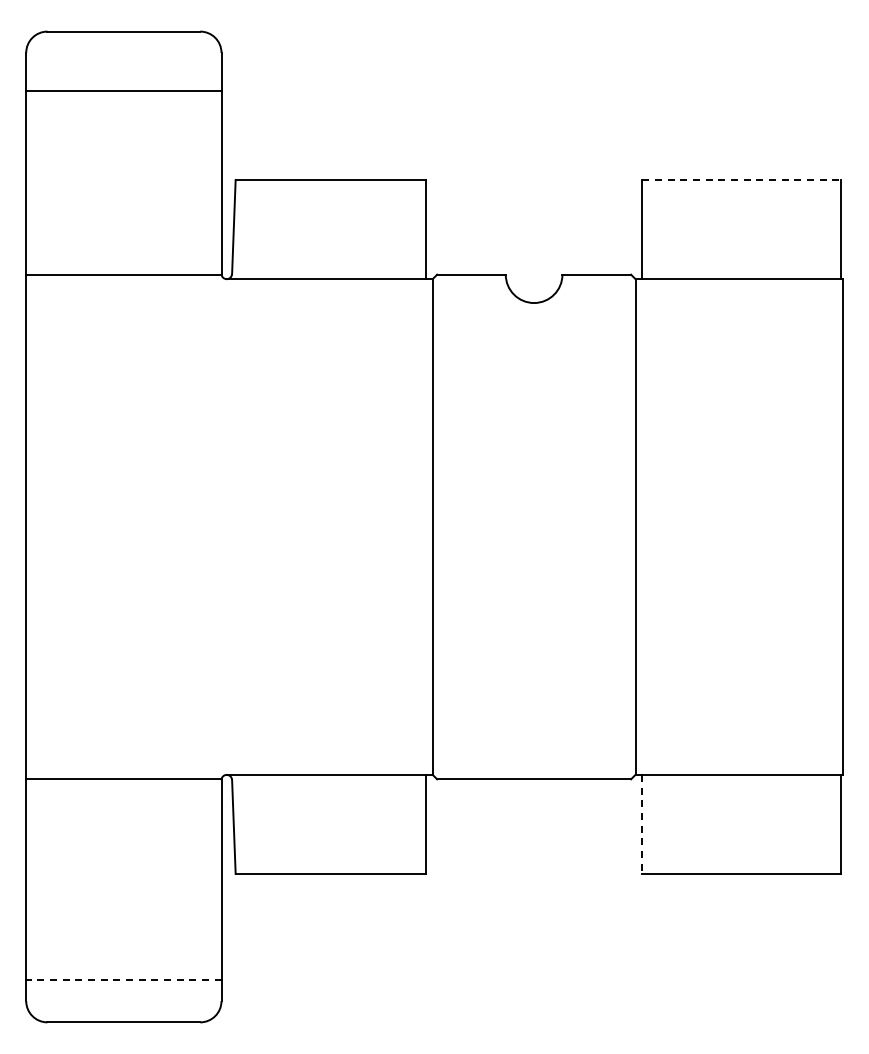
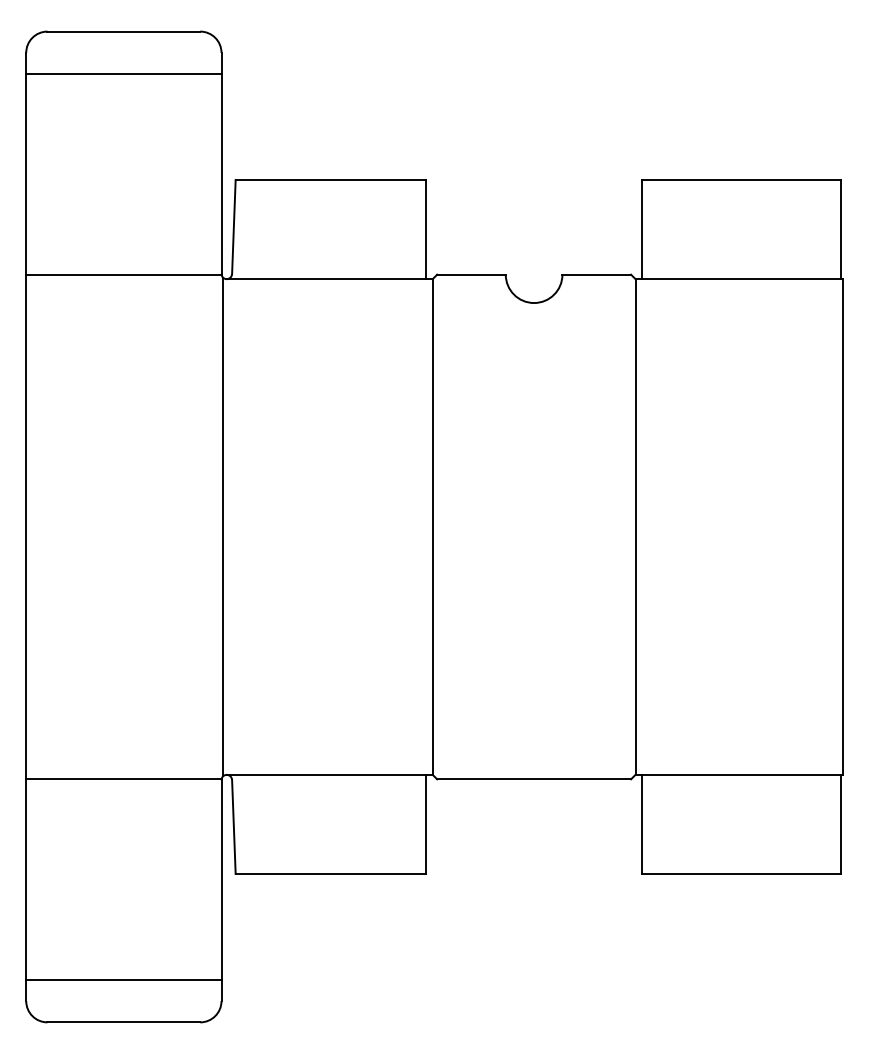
line position: (123, 91) -> (123, 74) (123, 74)
line: dashed -> solid (741, 179)
line: none -> present (223, 526)
line: dashed -> solid (642, 824)
line: dashed -> solid (123, 979)
